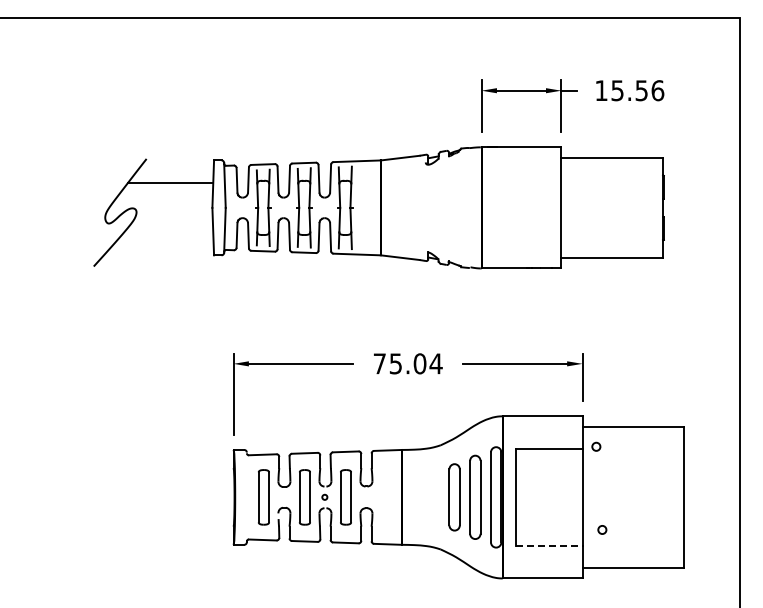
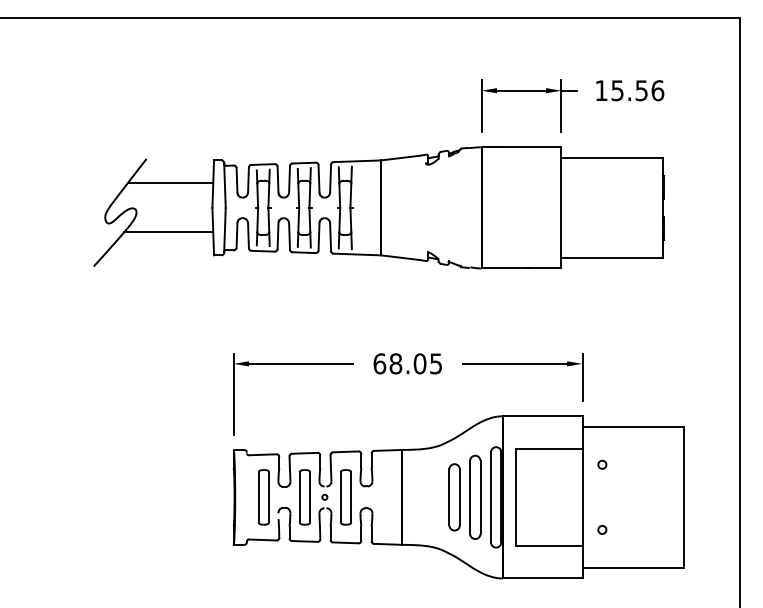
line: none -> present (168, 232)
text: 75.04 -> 68.05 (407, 363)
circle position: (596, 446) -> (602, 464) (602, 464)
line: dashed -> solid (549, 546)
